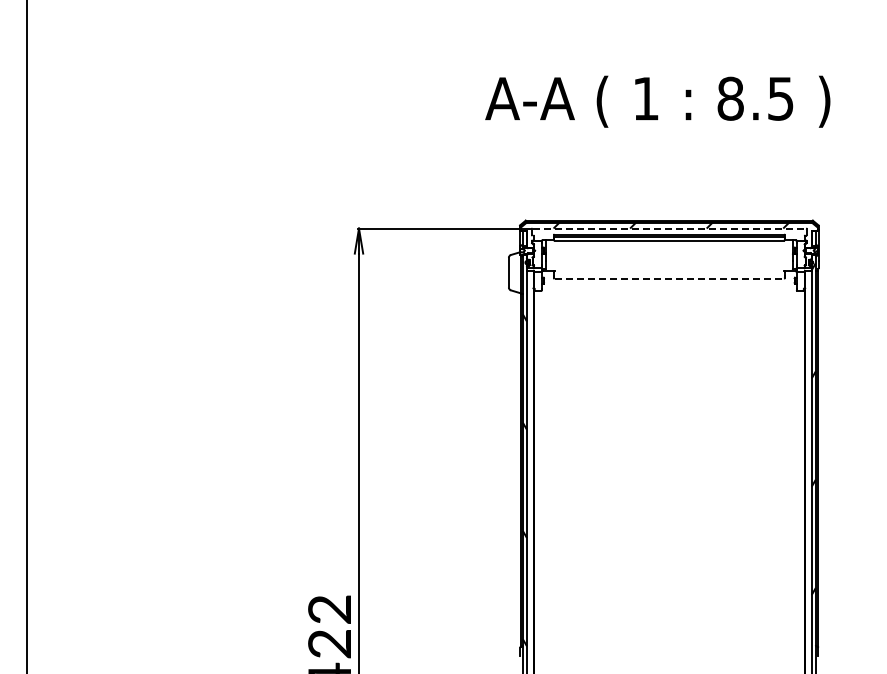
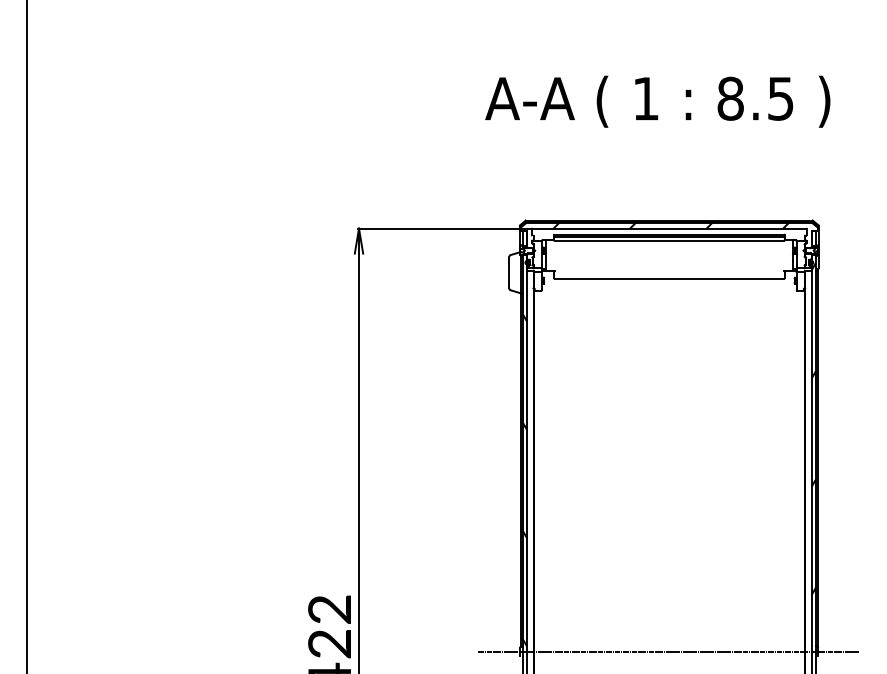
line: dashed -> solid (669, 228)
line: dashed -> solid (669, 278)
line: none -> present (669, 651)
